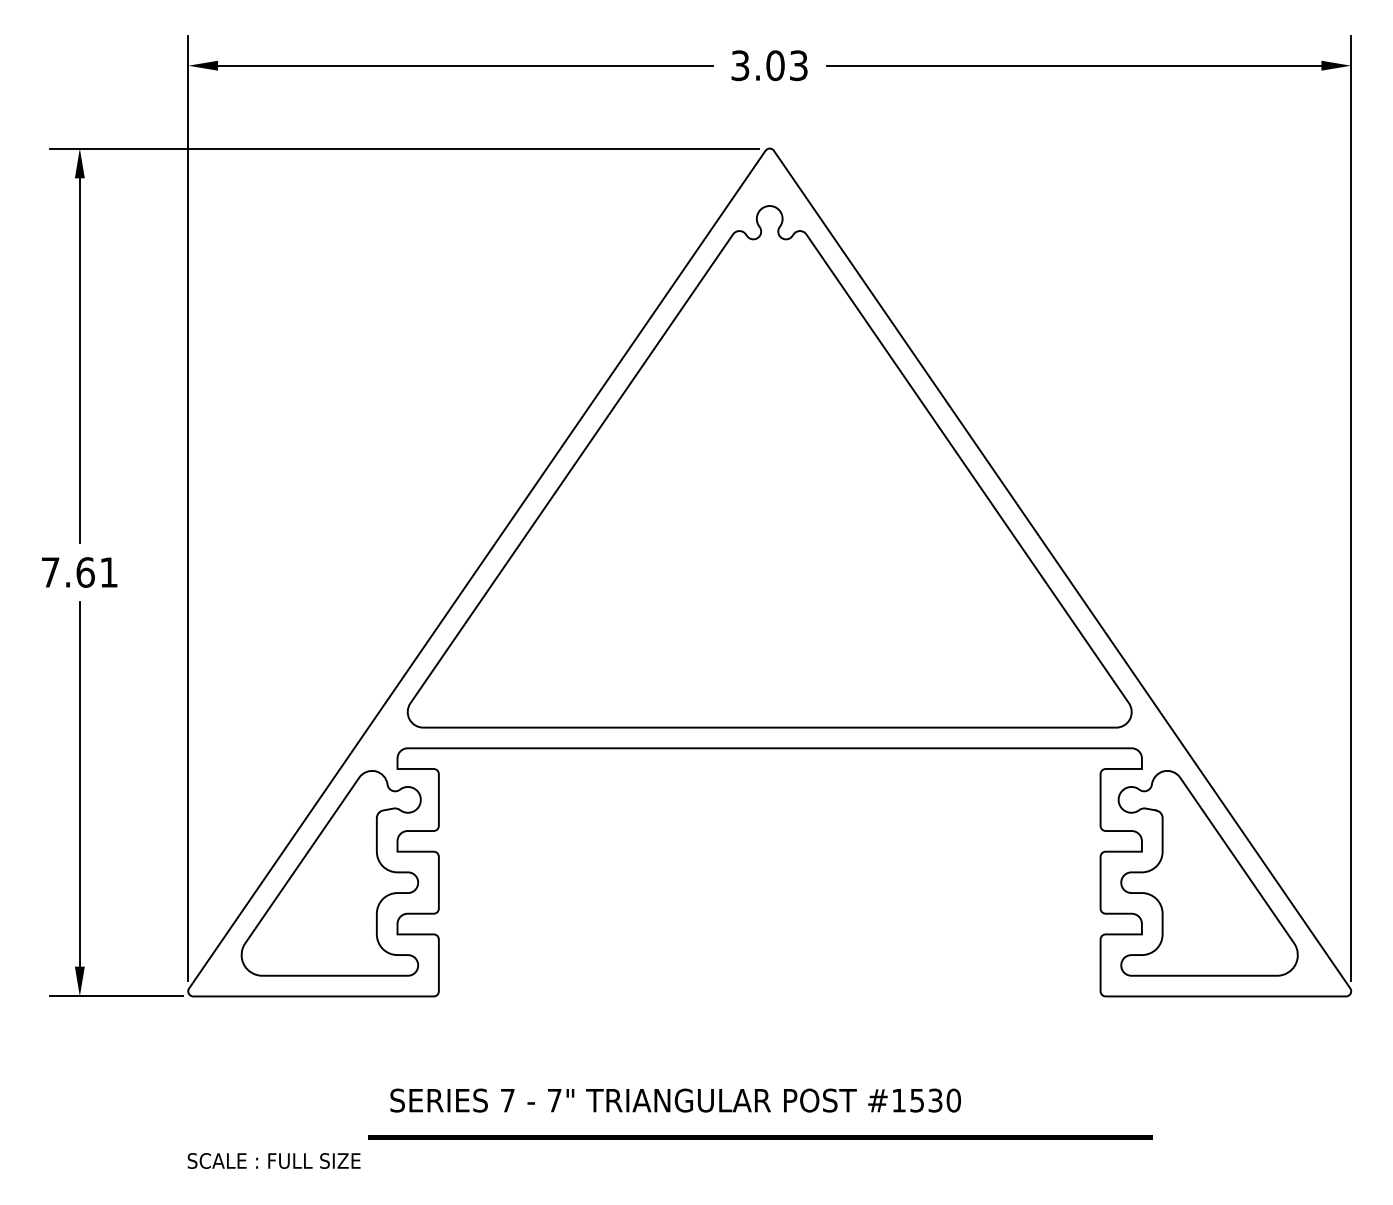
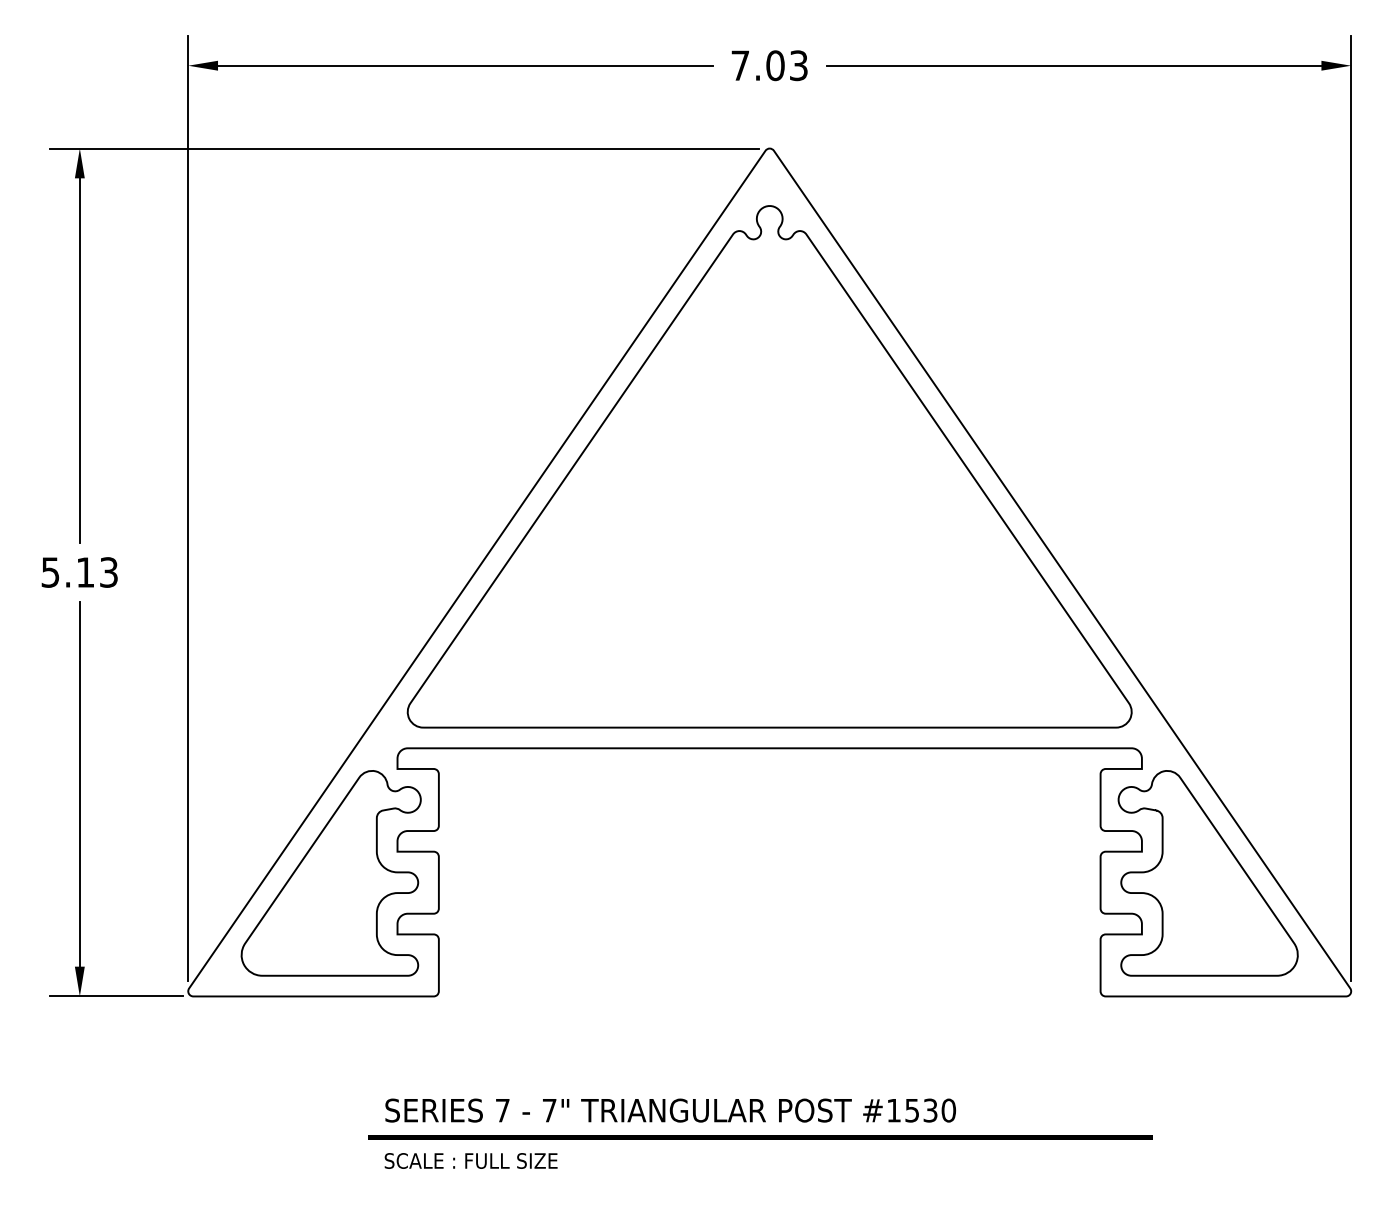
text: 3.03 -> 7.03 (740, 65)
text: 7.61 -> 5.13 (79, 572)
text position: (675, 1100) -> (670, 1110) (670, 1110)
text position: (273, 1160) -> (470, 1160) (470, 1160)
